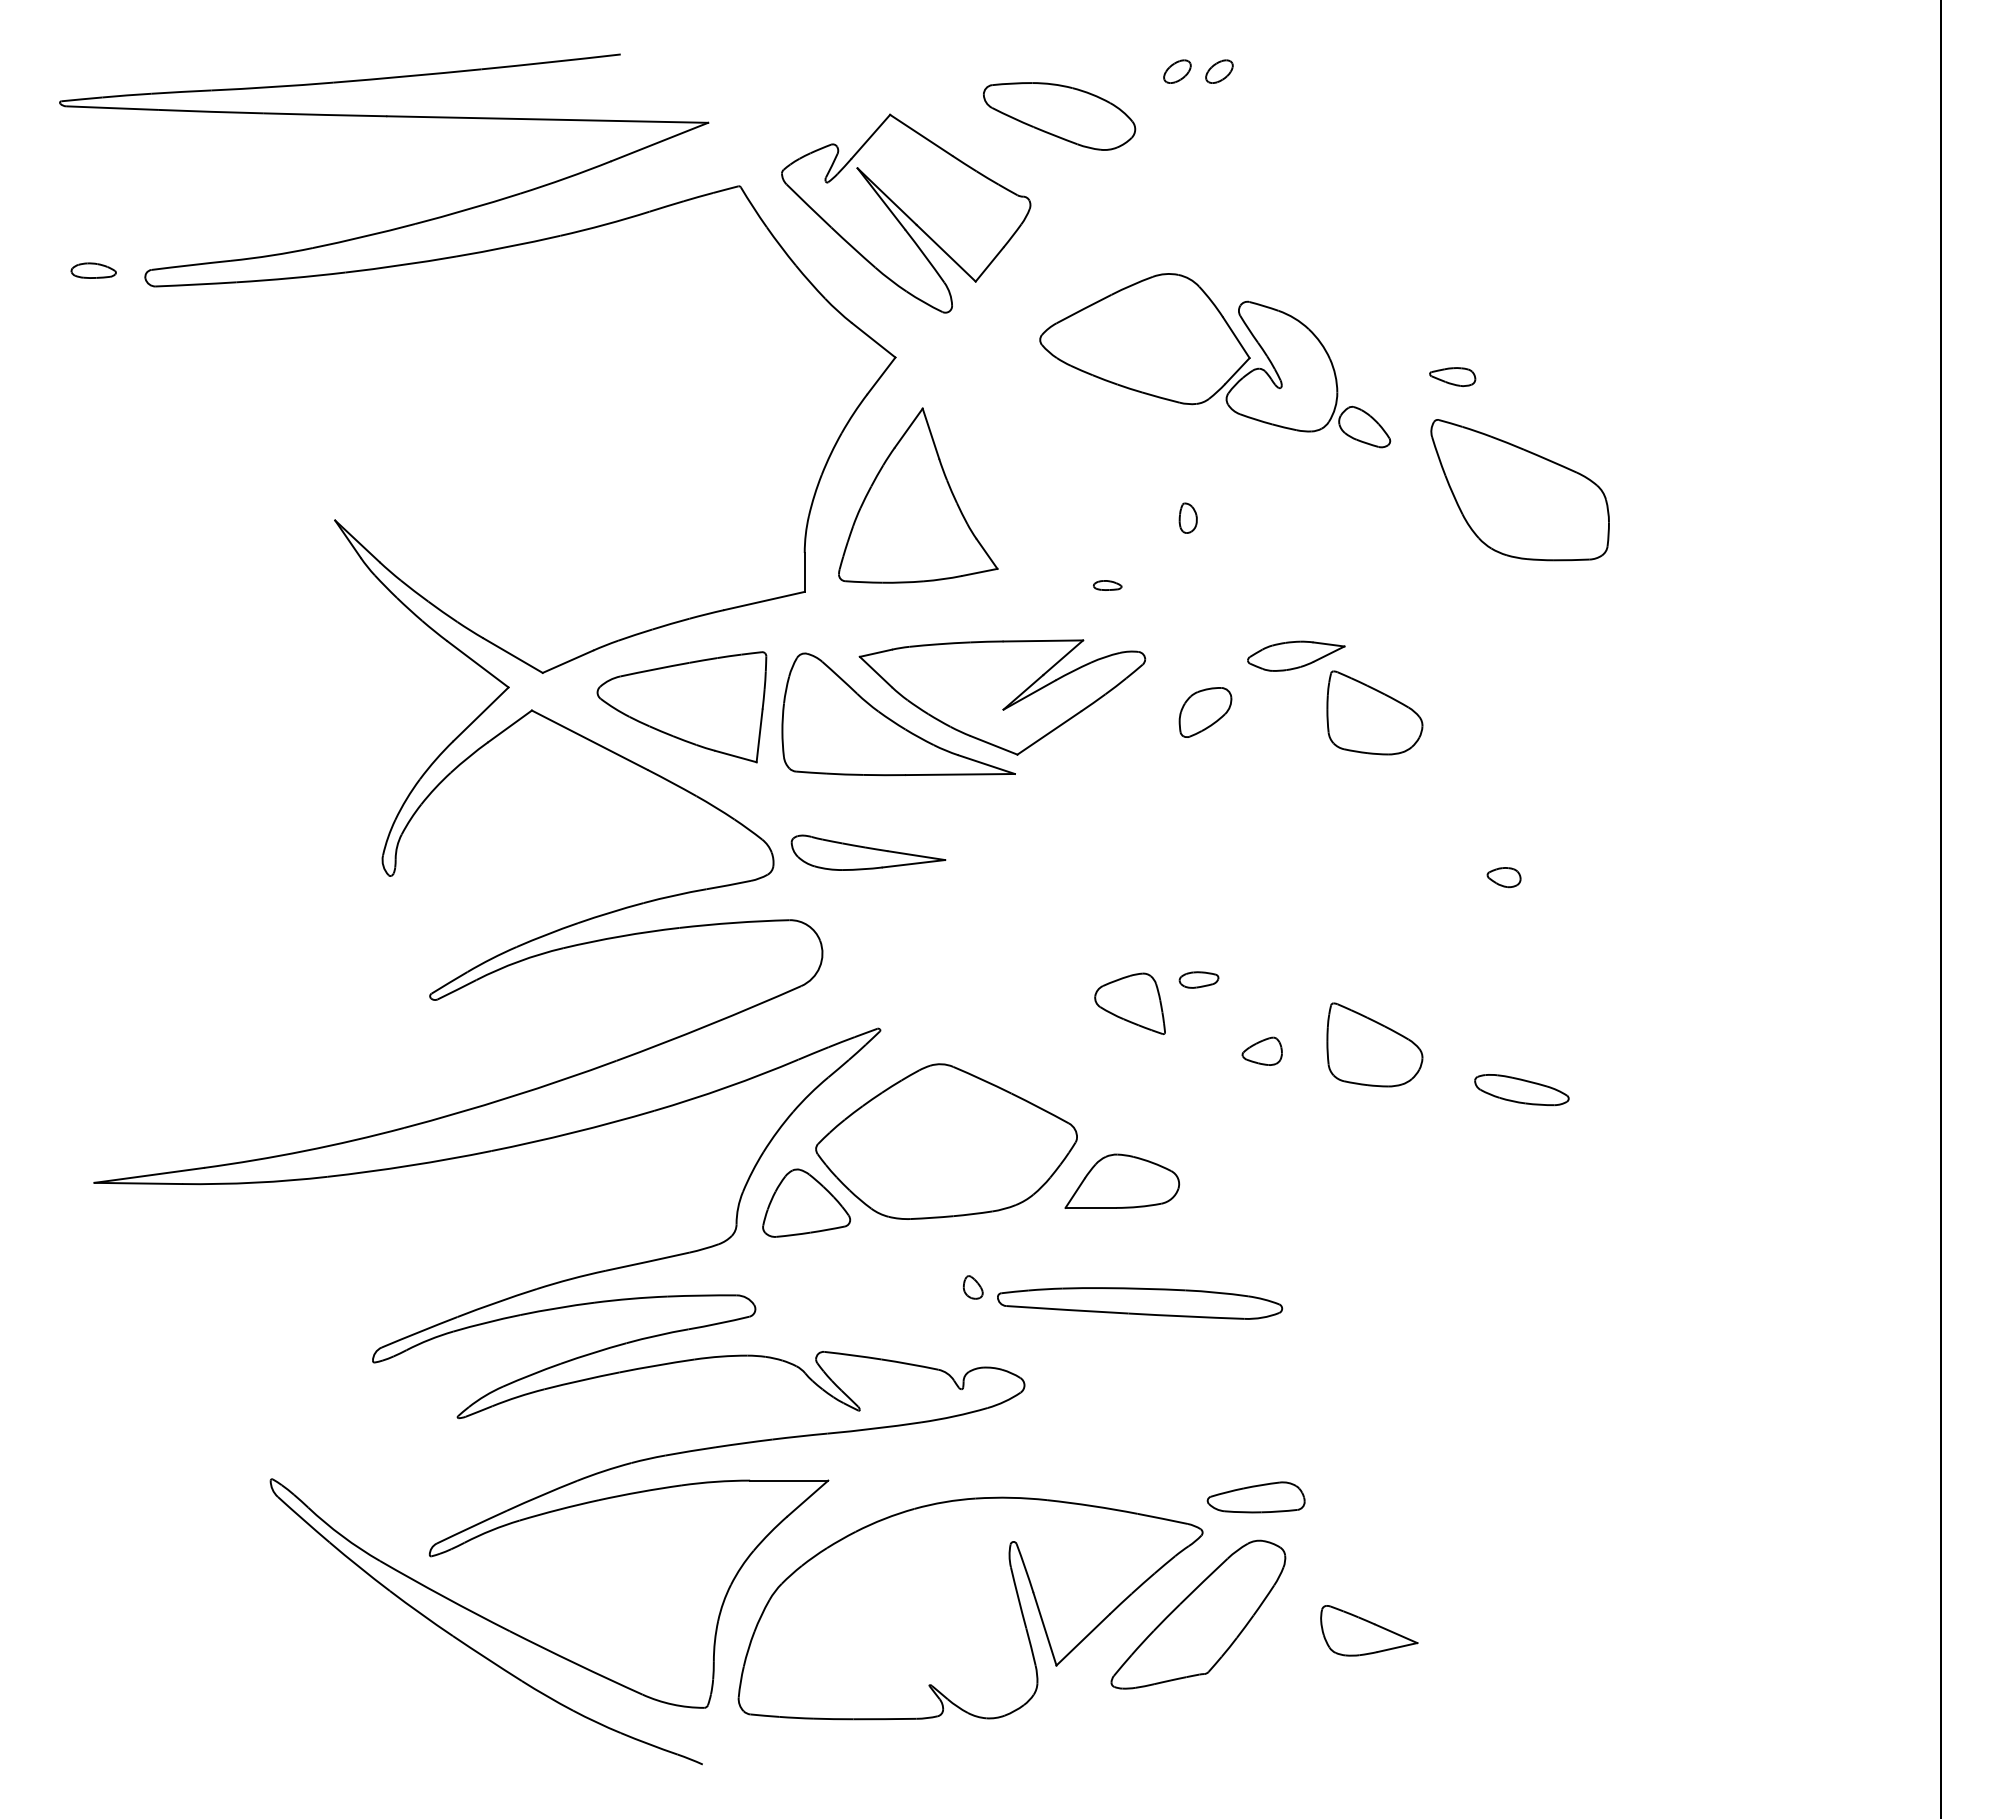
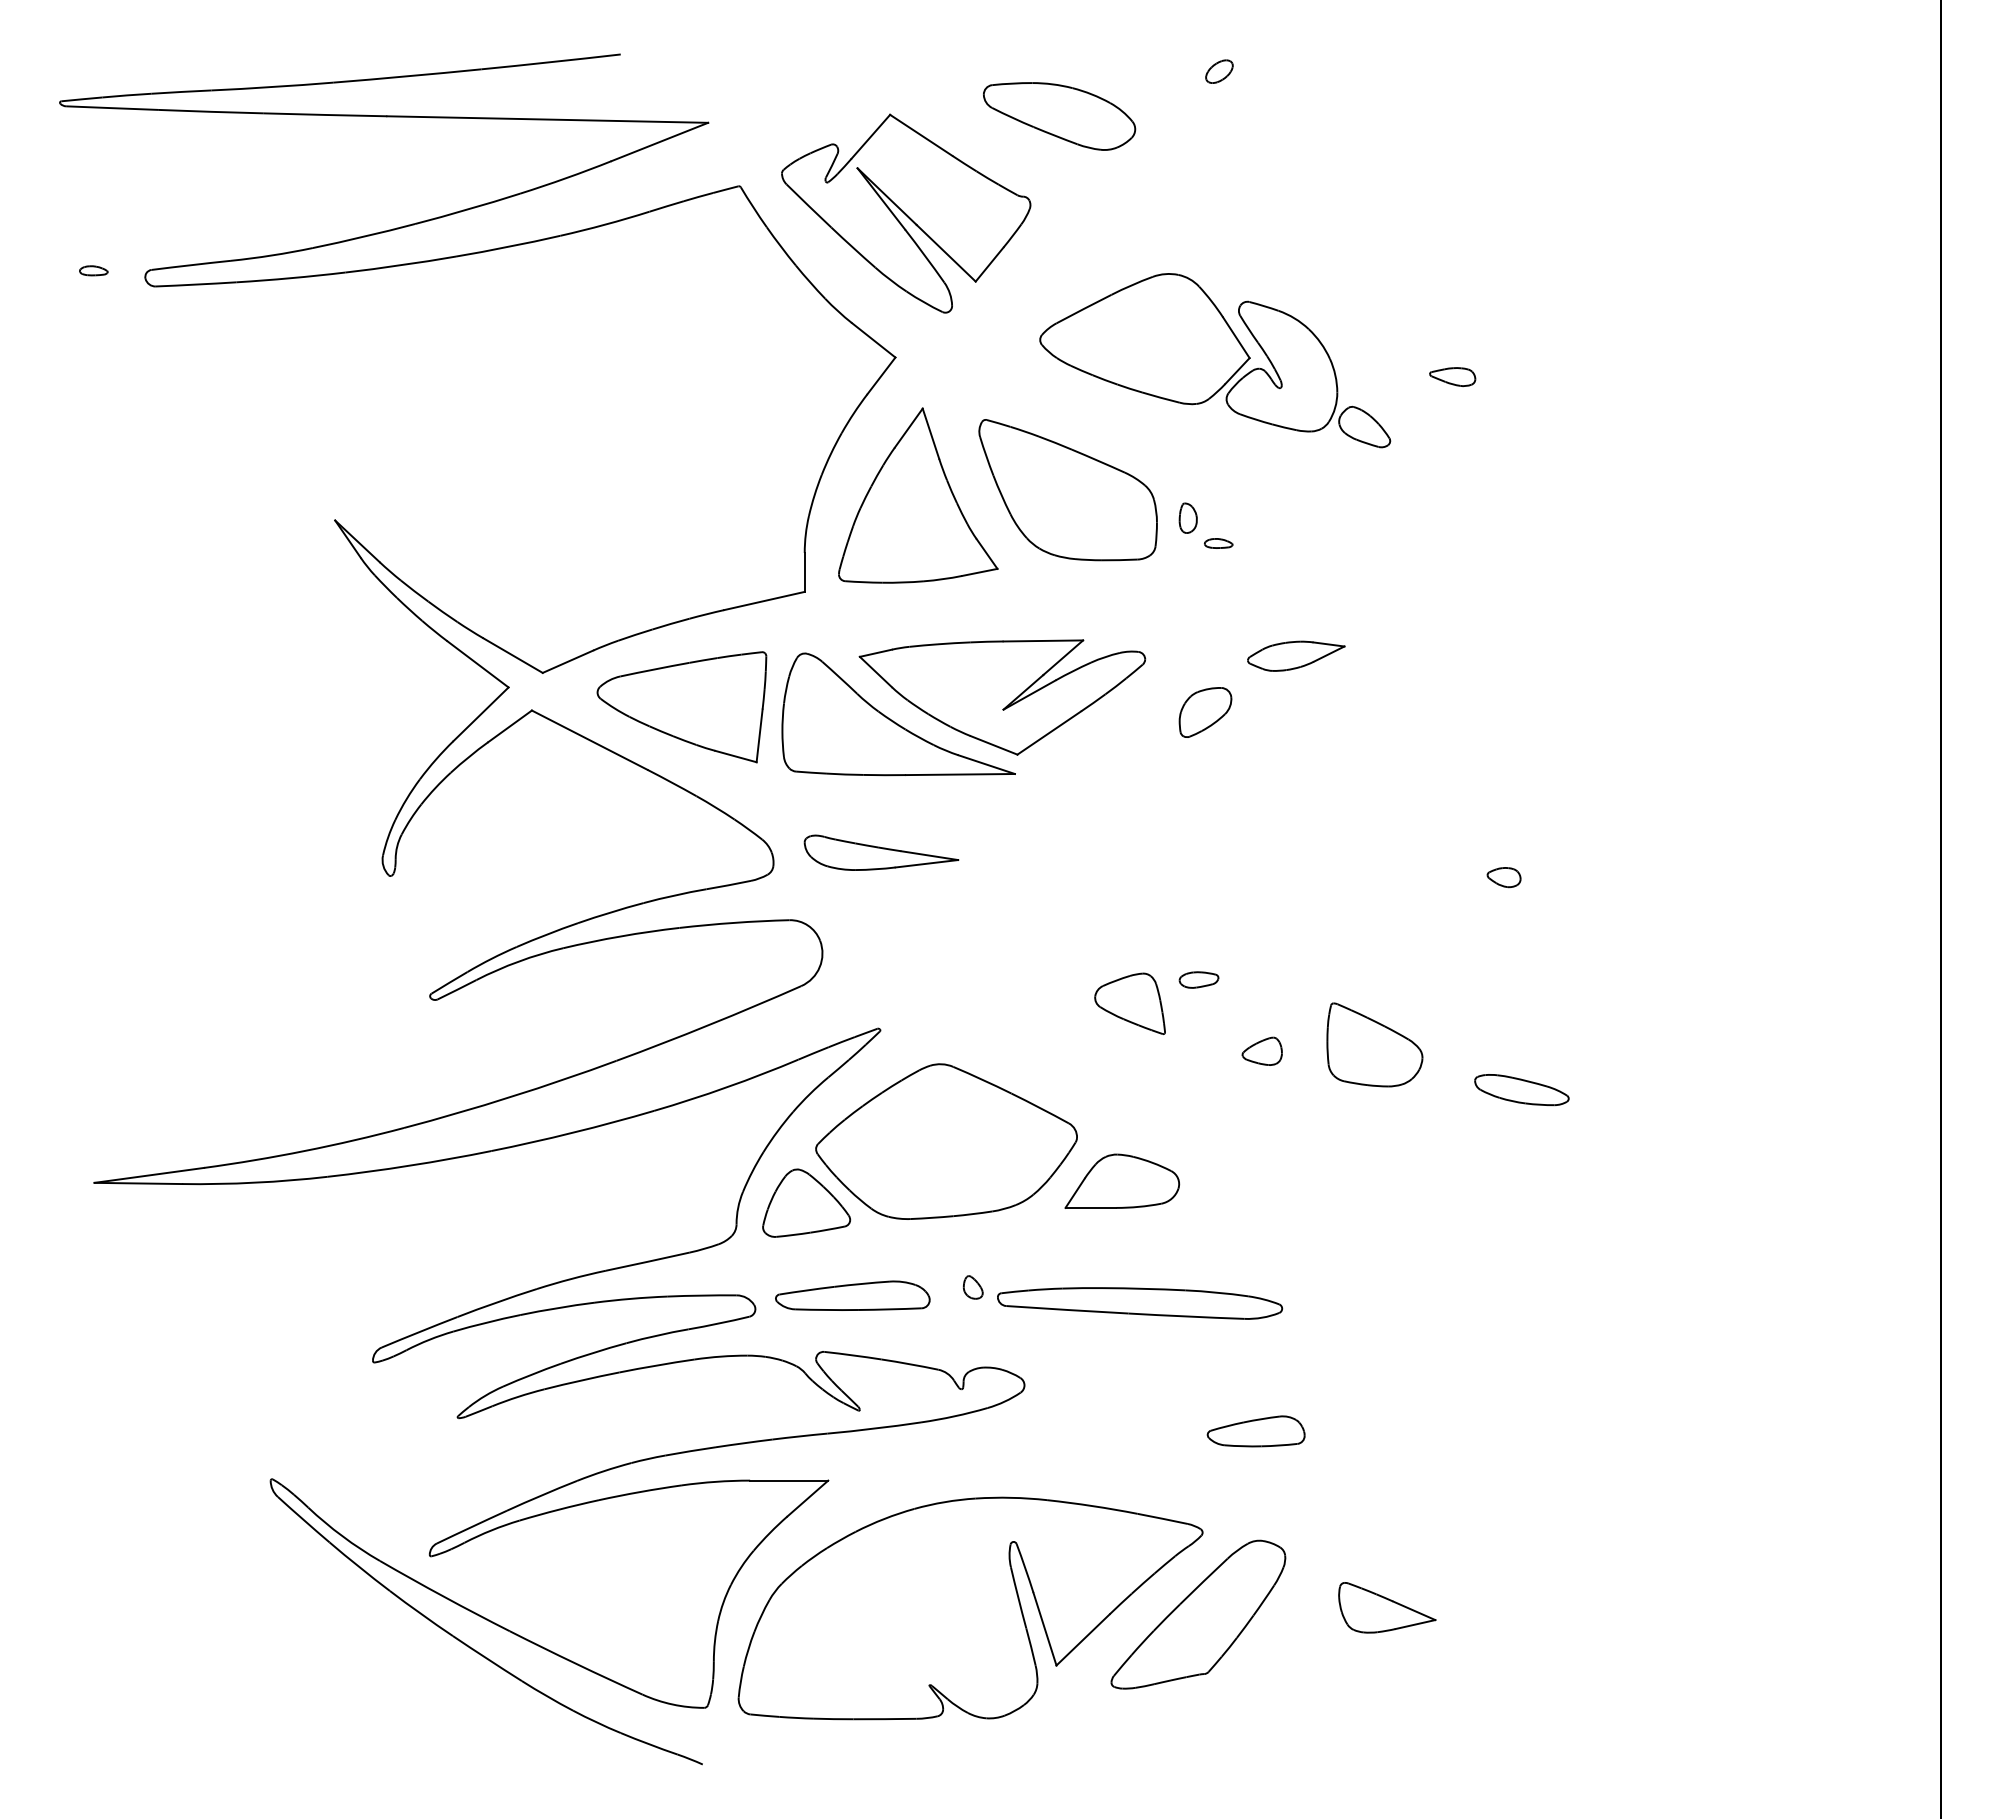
part: present -> none (1177, 71)
part size: 47x17 px -> 30x12 px (93, 270)
part position: (1519, 490) -> (1067, 490) (1067, 490)
part position: (1107, 585) -> (1218, 543) (1218, 543)
part: present -> none (1374, 712)
part position: (868, 852) -> (881, 852) (881, 852)
part: none -> present (852, 1295)
part position: (1255, 1497) -> (1255, 1431) (1255, 1431)
part position: (1369, 1630) -> (1387, 1607) (1387, 1607)
